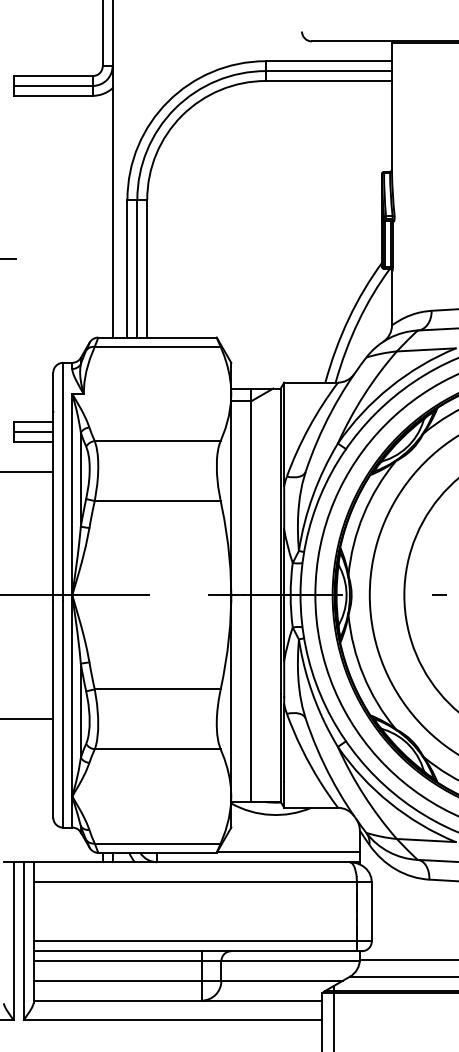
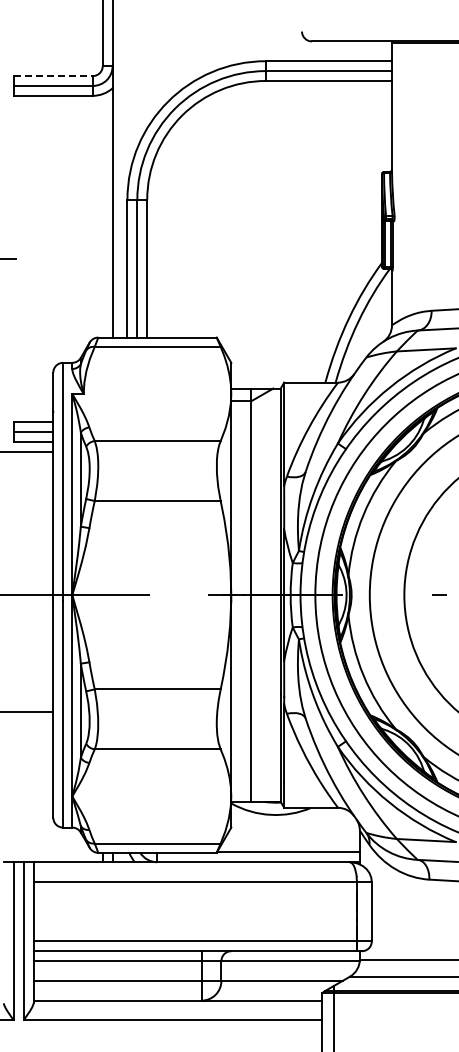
line: solid -> dashed (53, 76)
line position: (27, 471) -> (27, 451) (27, 451)
line position: (27, 718) -> (27, 711) (27, 711)
